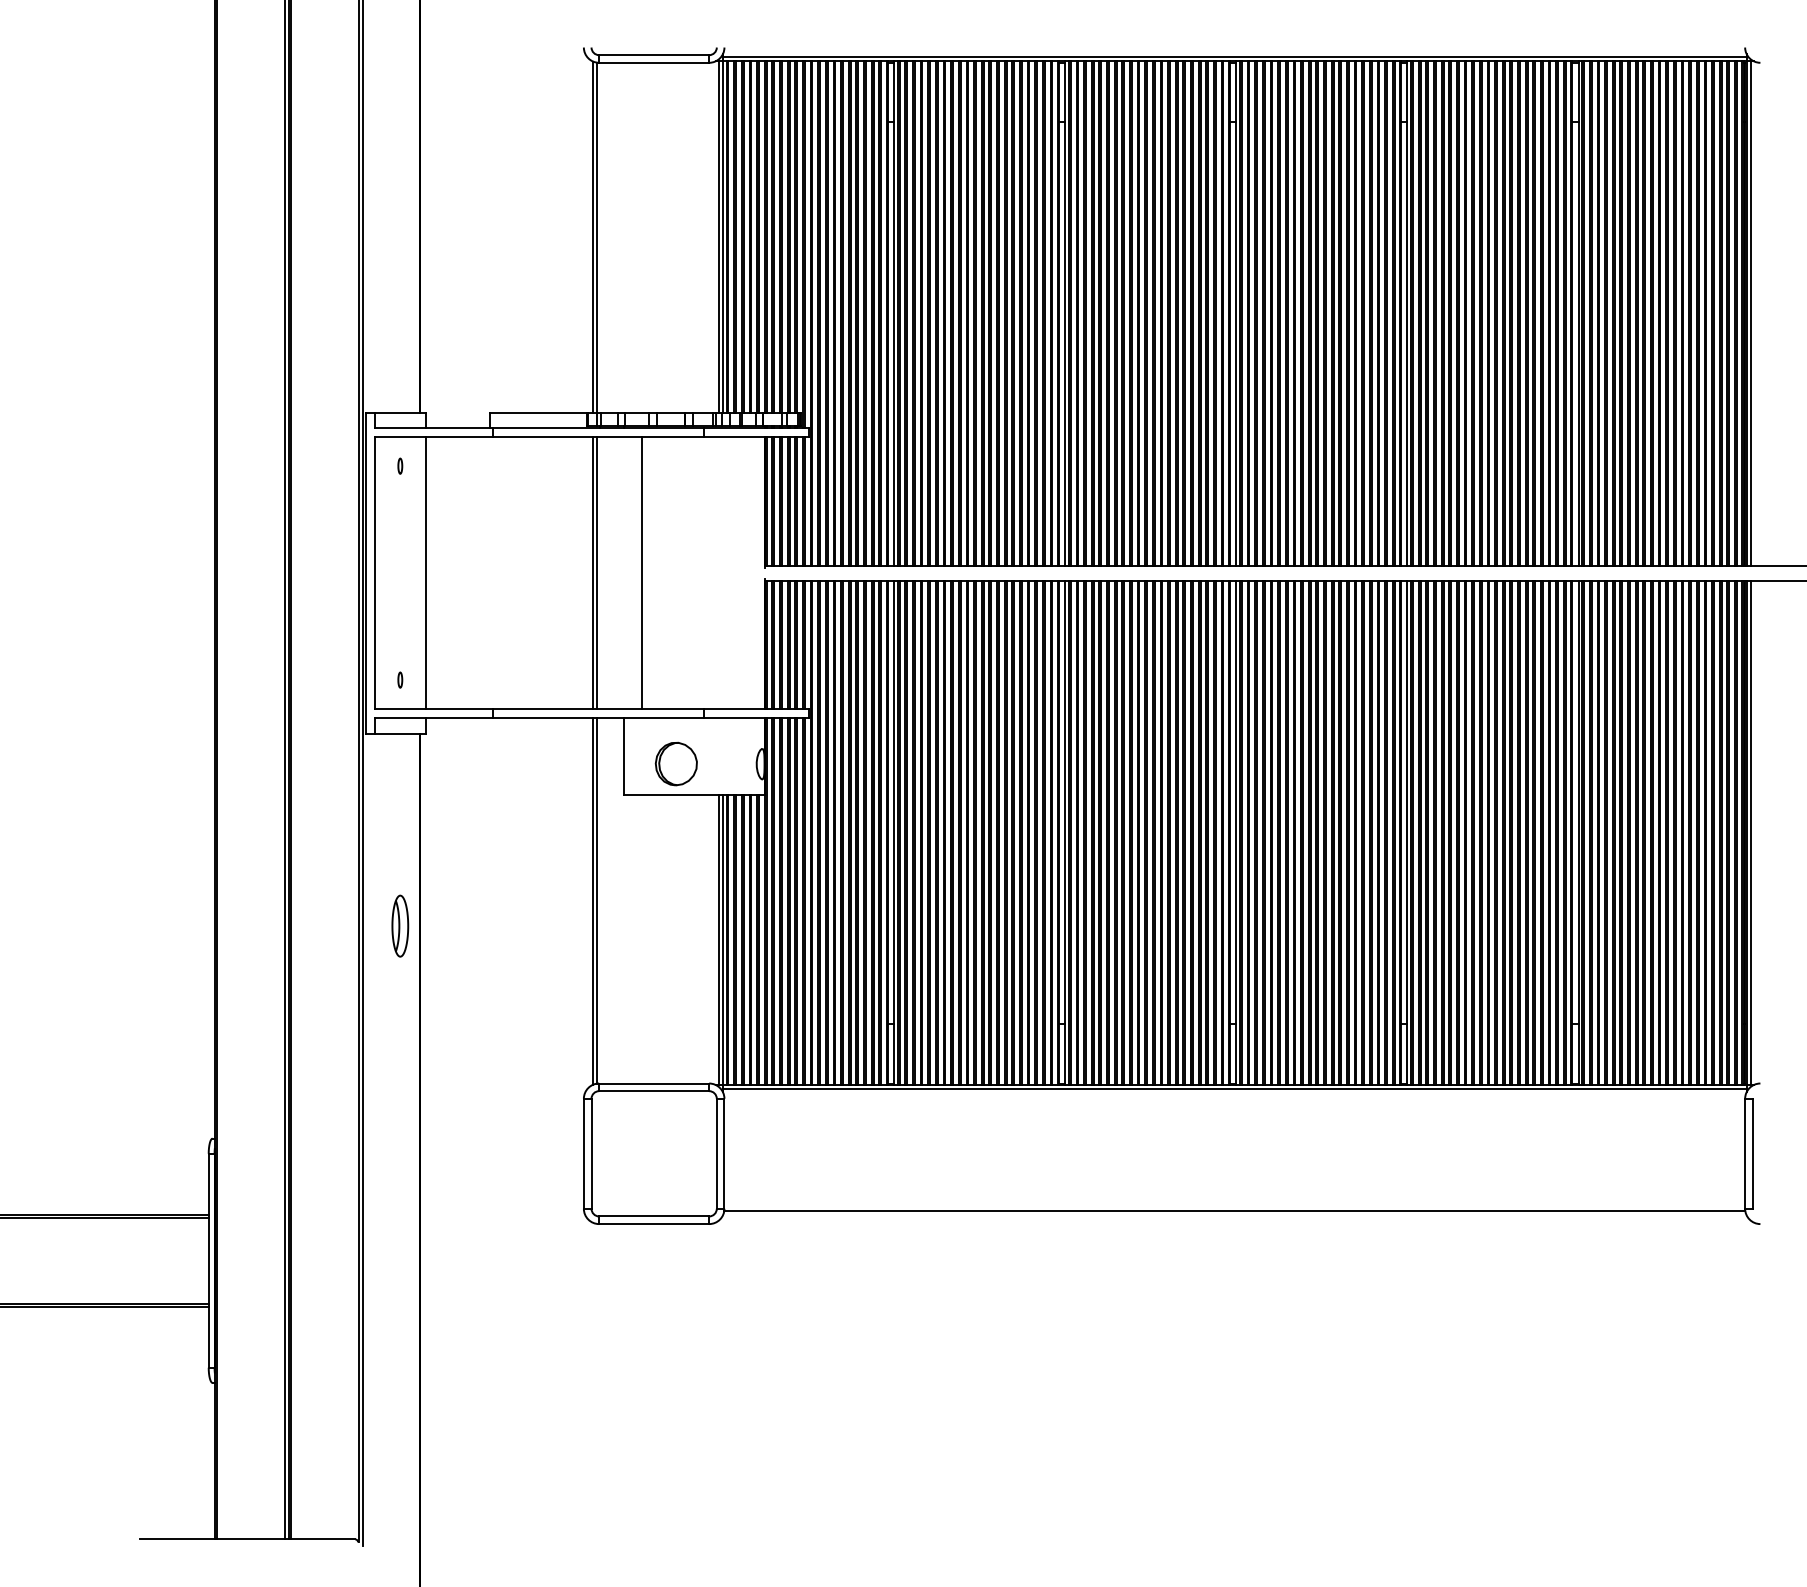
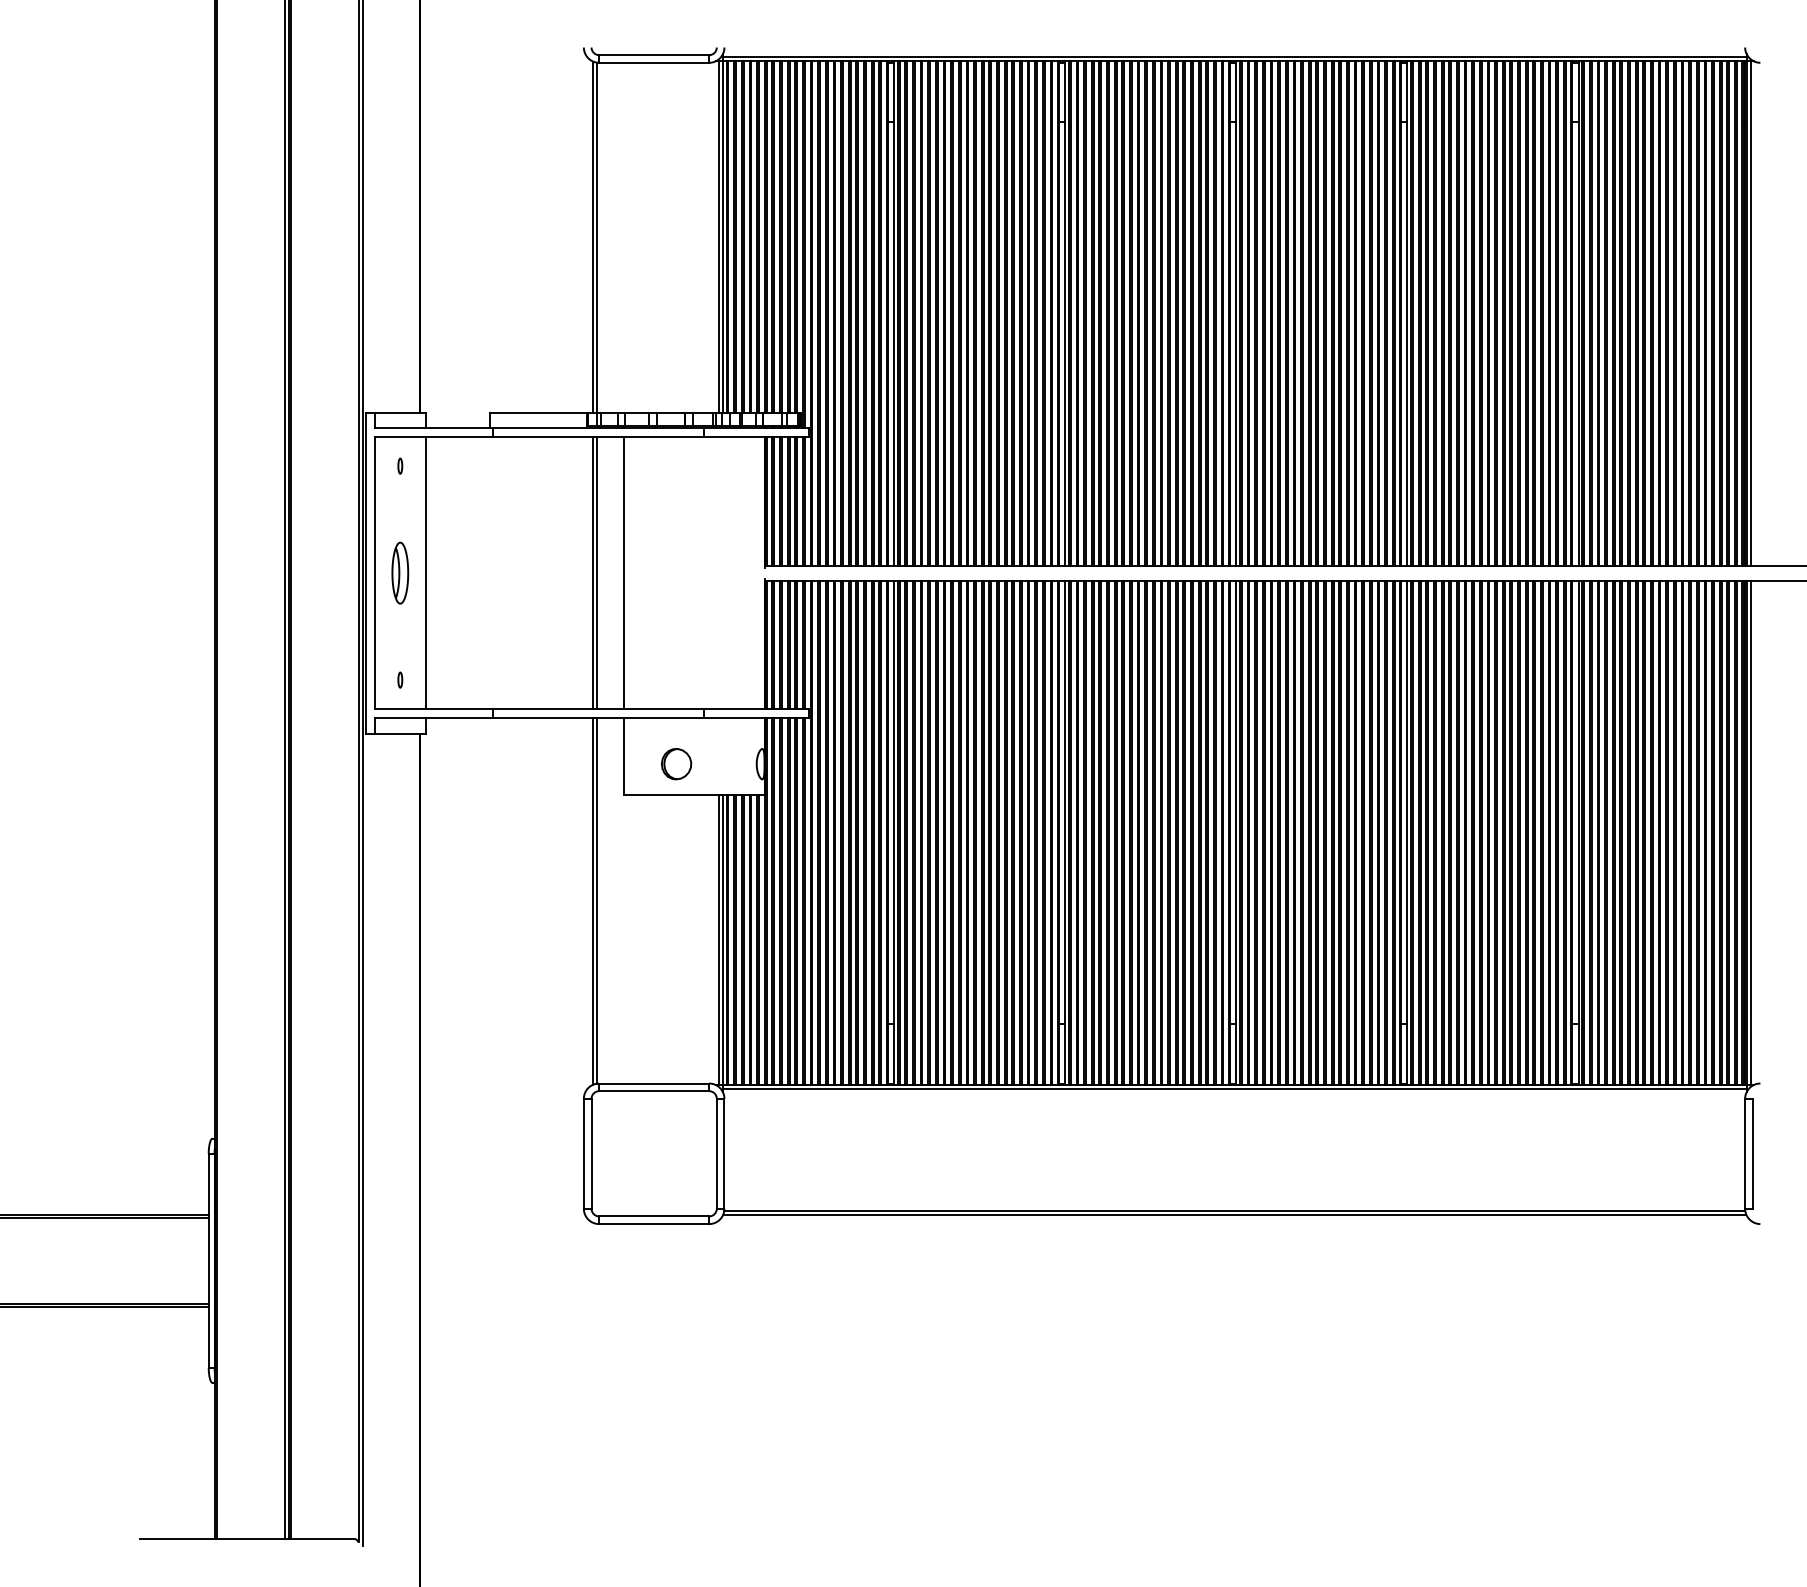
line position: (642, 573) -> (624, 573) (624, 573)
part size: 44x46 px -> 32x33 px (676, 764)
part position: (400, 925) -> (400, 572) (400, 572)
line: none -> present (1234, 1214)
